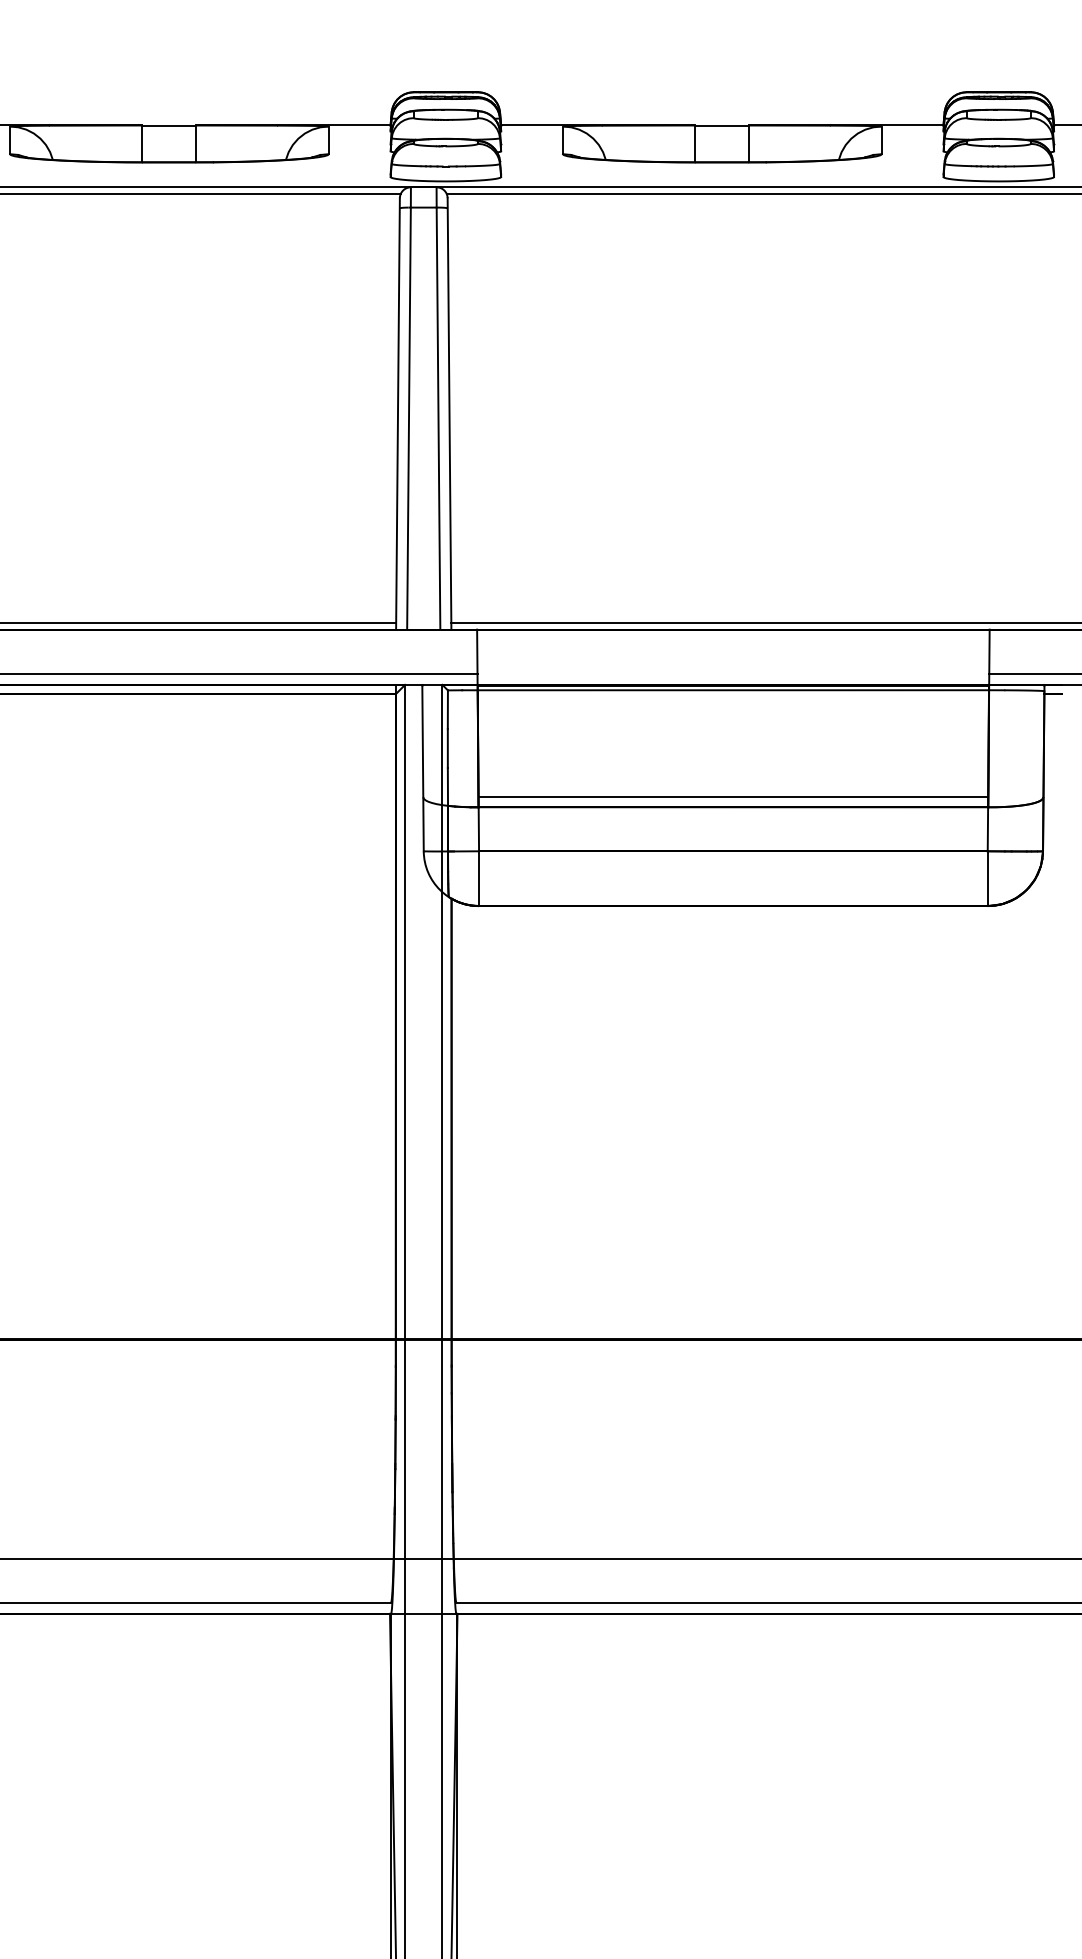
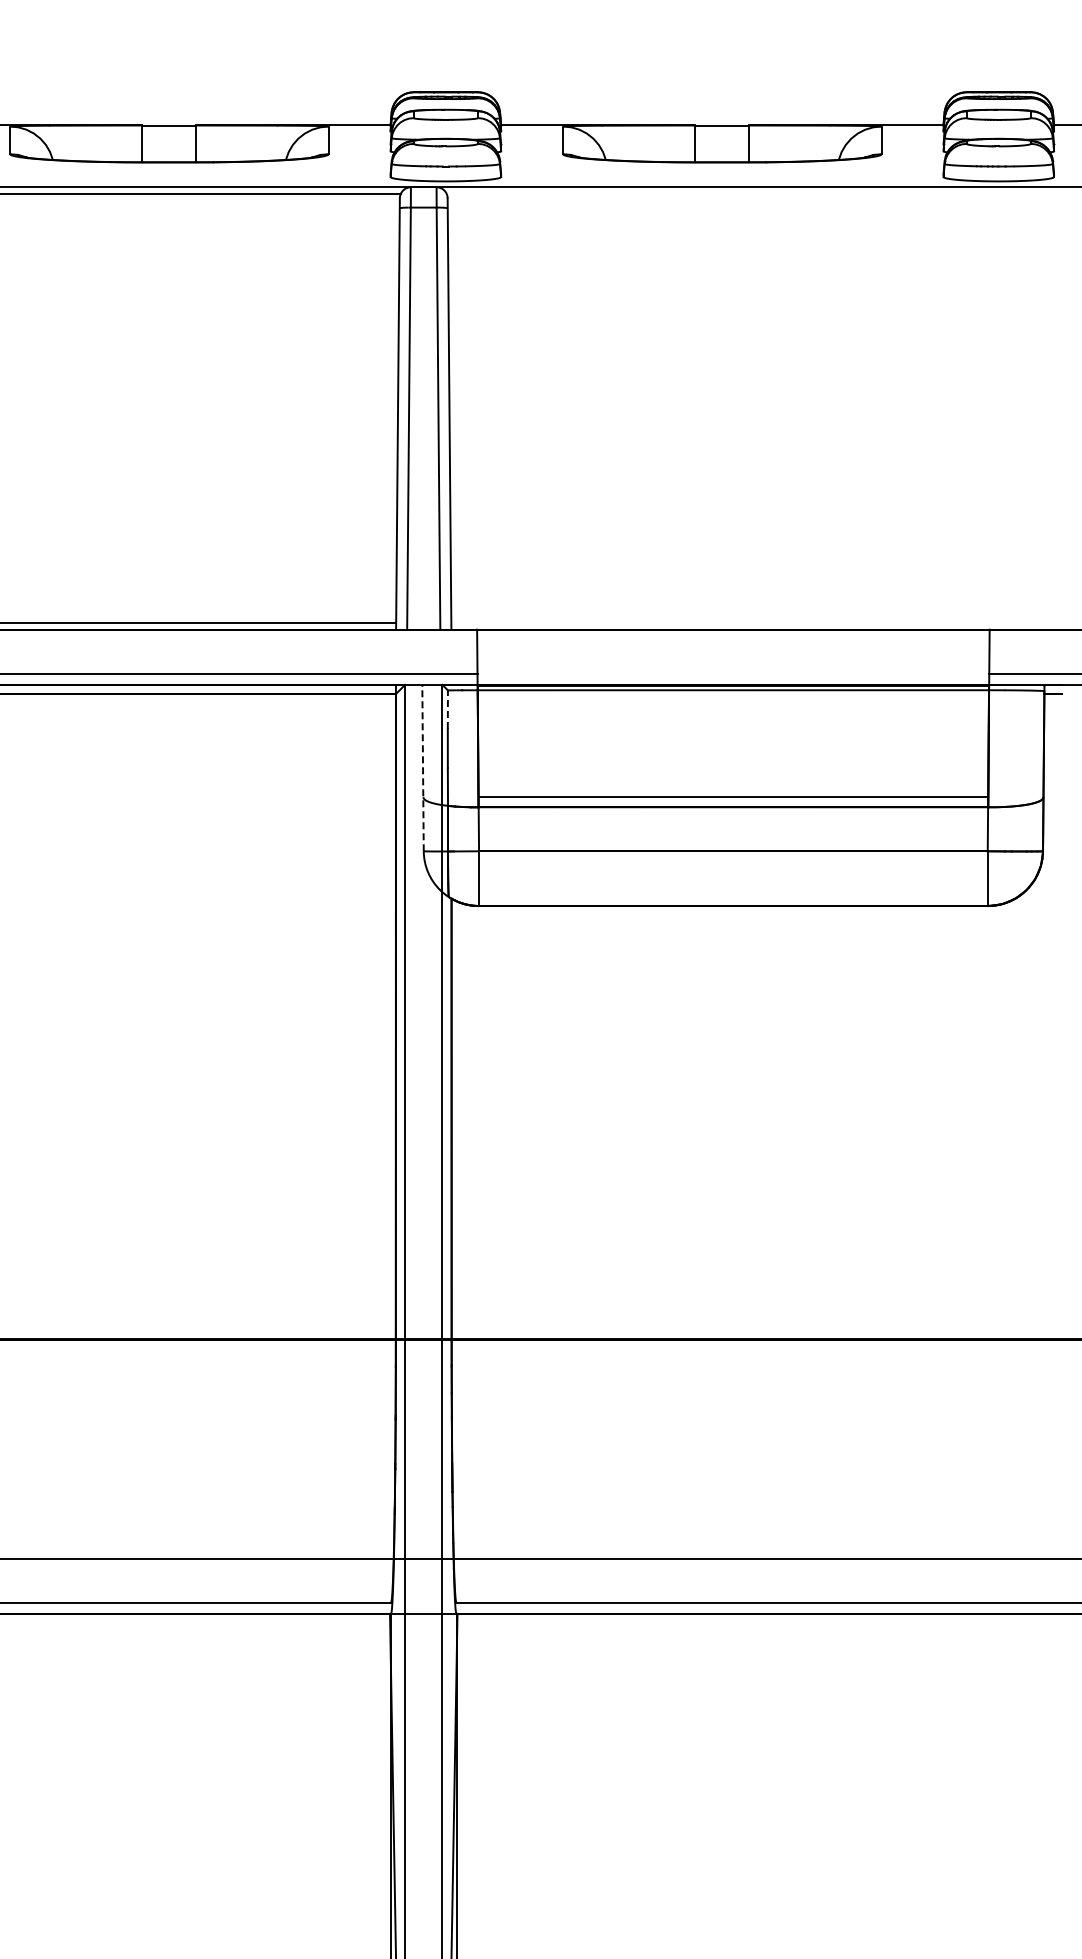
line: present -> none (762, 193)
line: present -> none (764, 623)
line: solid -> dashed (447, 709)
line: solid -> dashed (423, 767)
